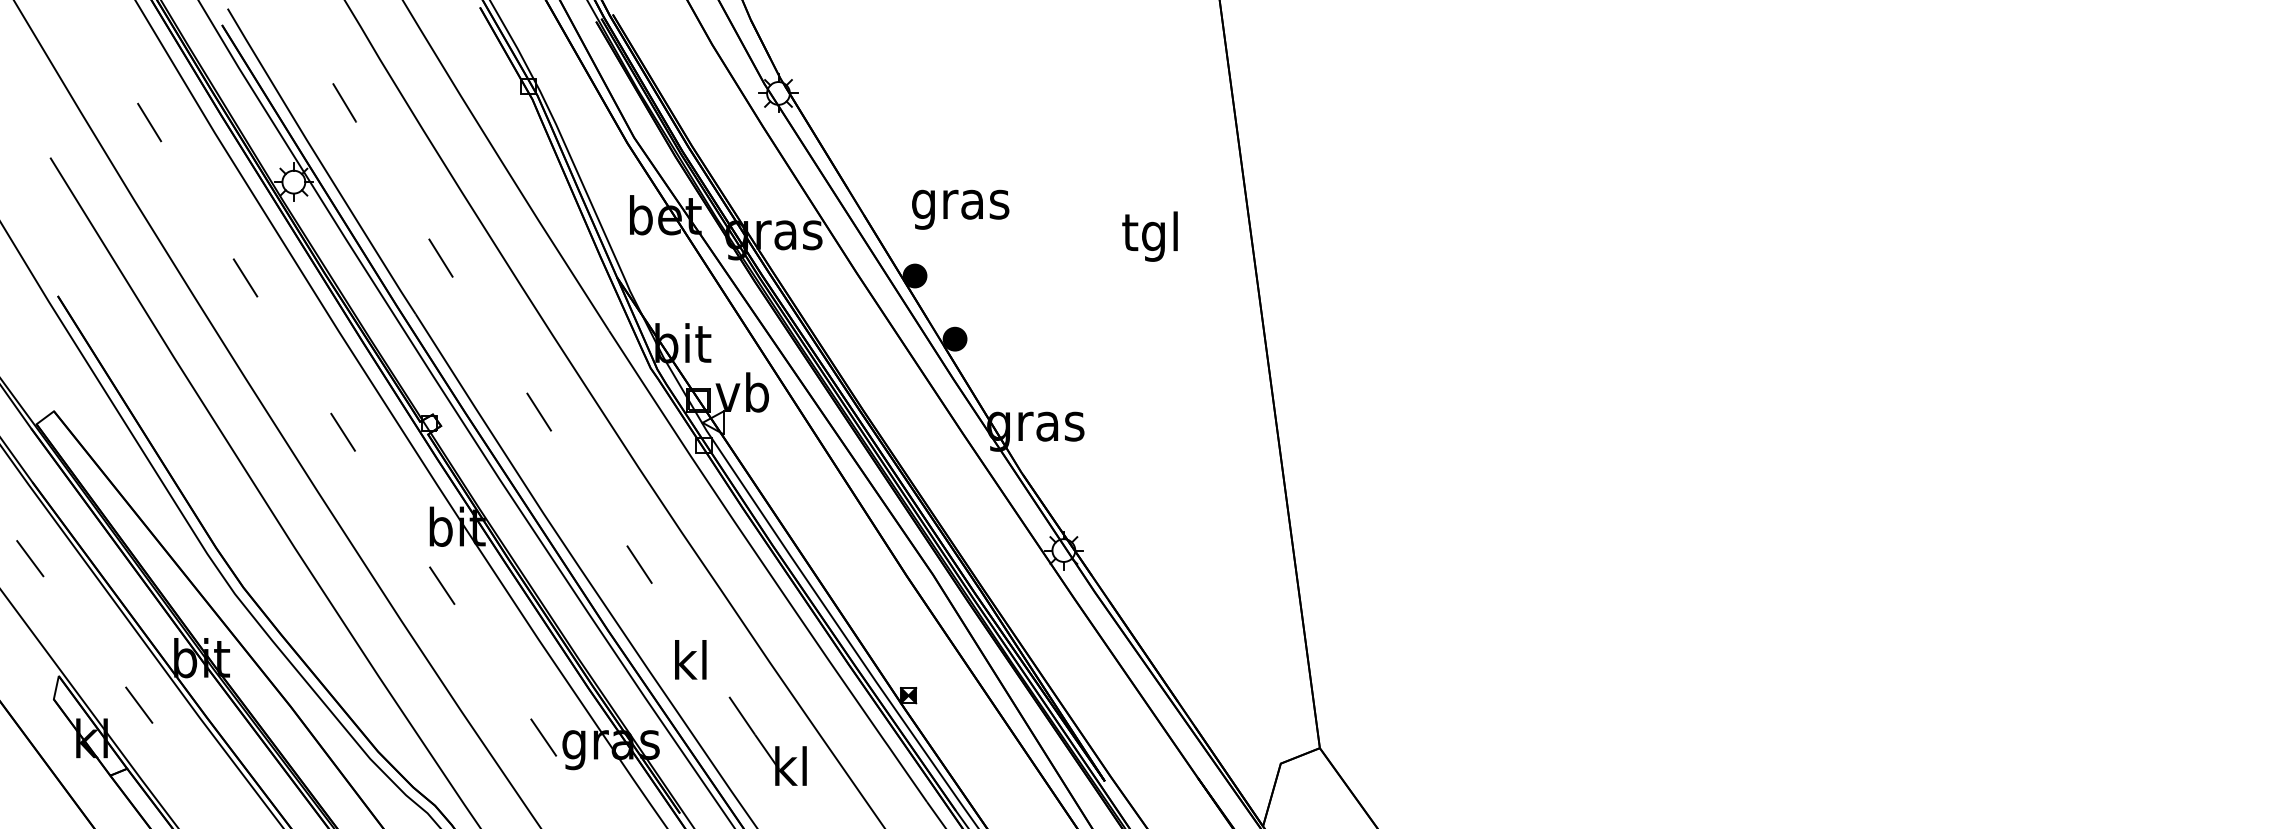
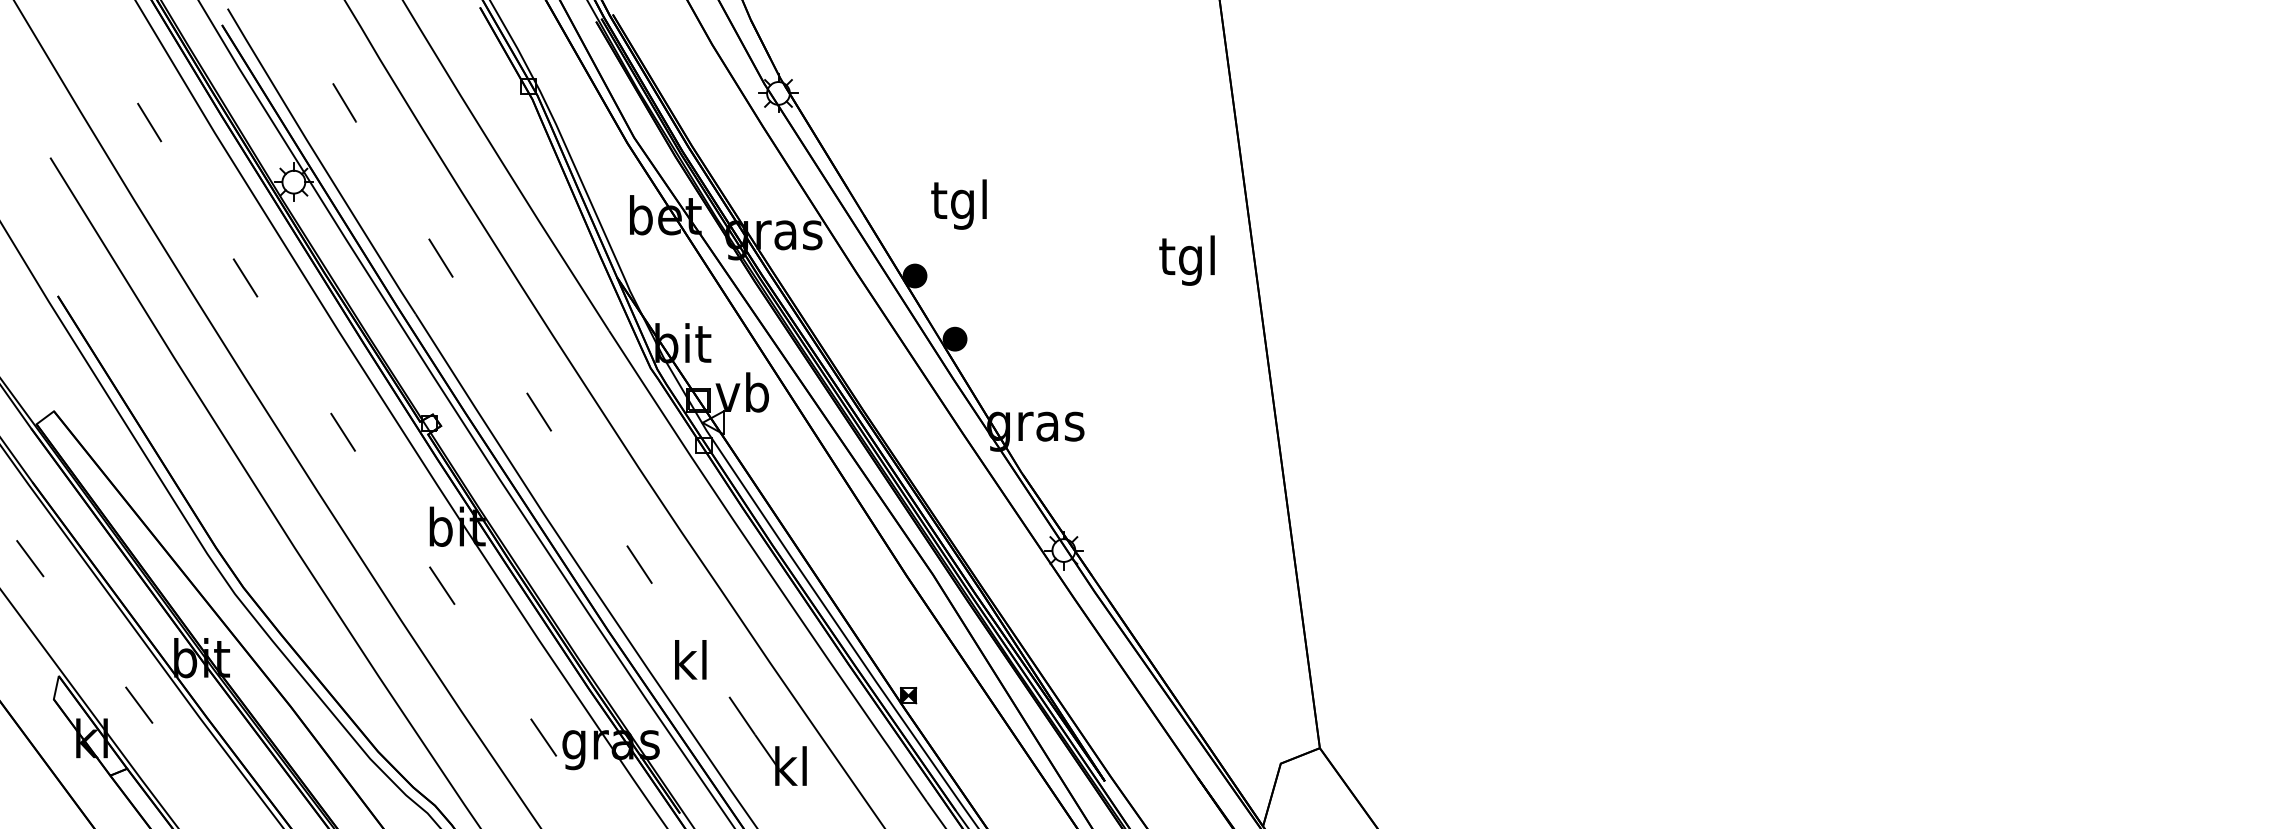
text: gras -> tgl (960, 204)
text position: (1149, 236) -> (1186, 260) (1186, 260)
